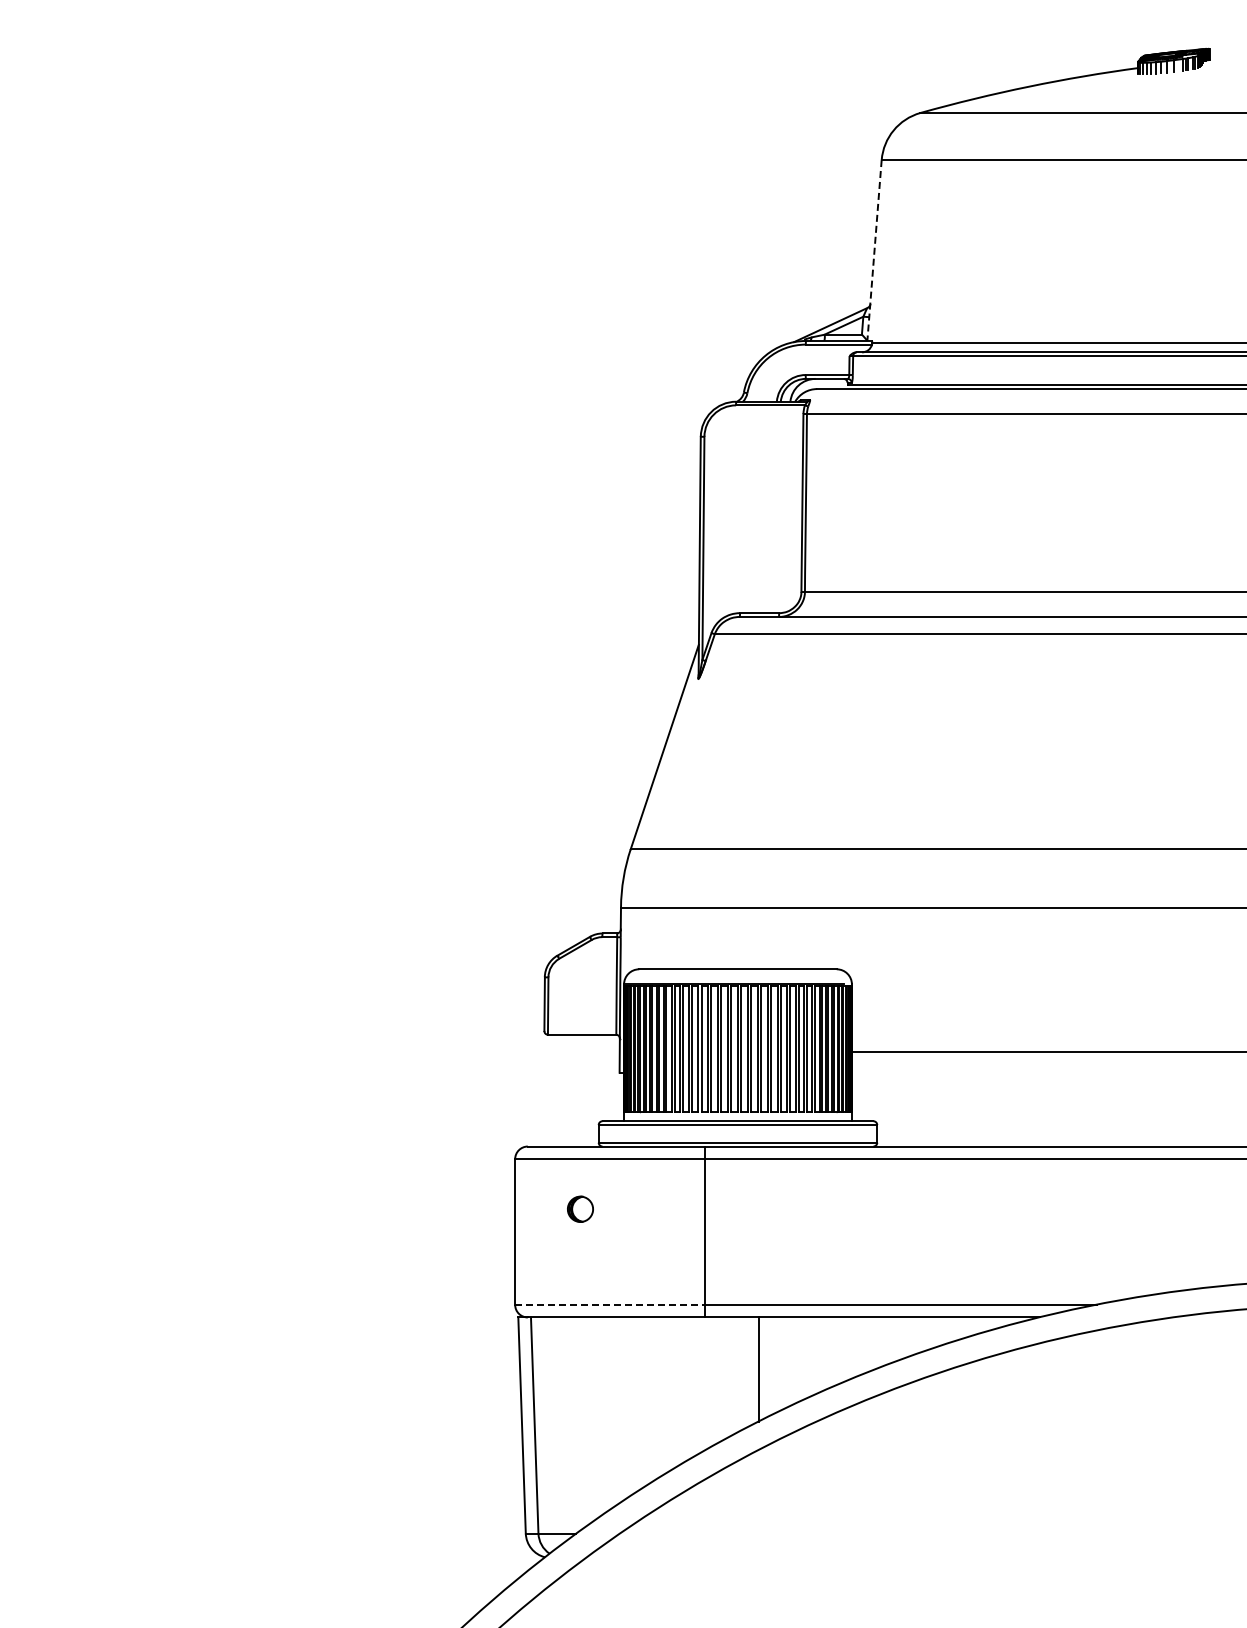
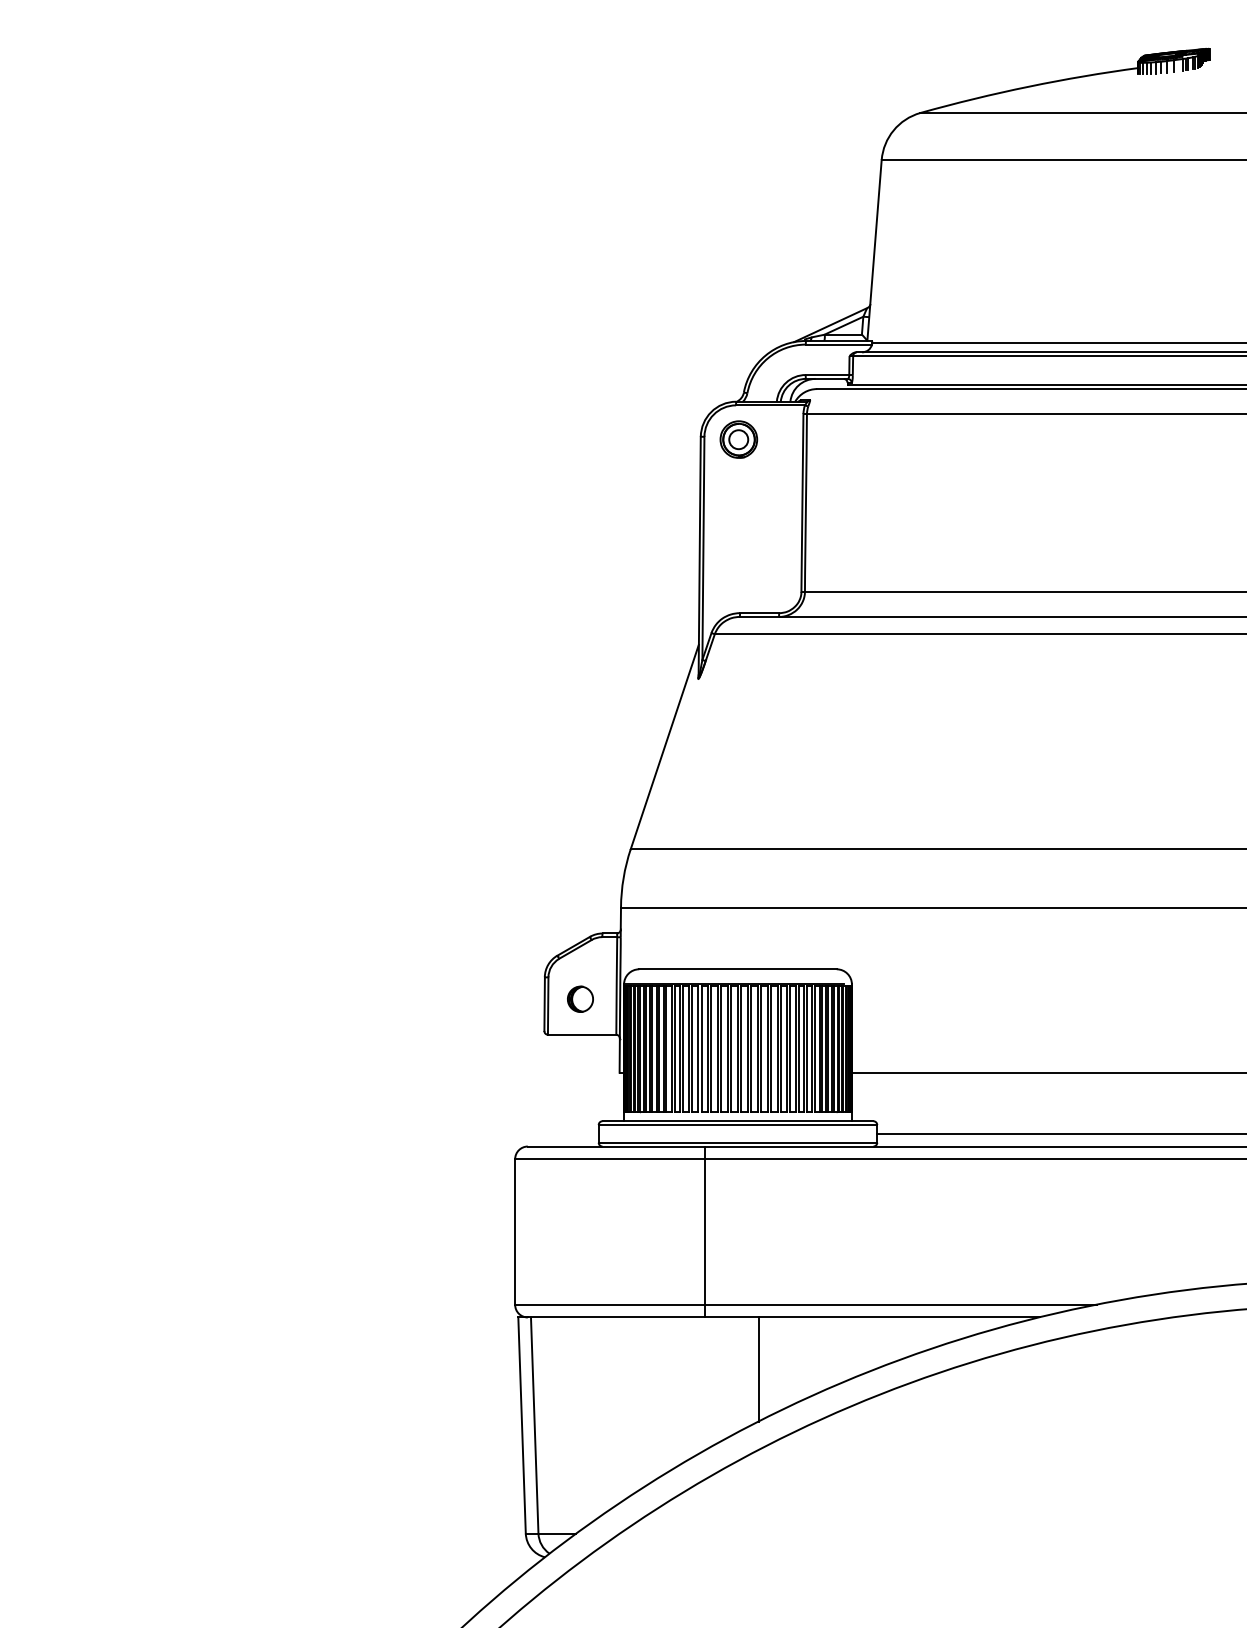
line: dashed -> solid (874, 250)
part: none -> present (738, 439)
line position: (1047, 1051) -> (1047, 1072) (1047, 1072)
line: none -> present (1060, 1133)
part position: (580, 1208) -> (580, 998) (580, 998)
line: dashed -> solid (610, 1304)
